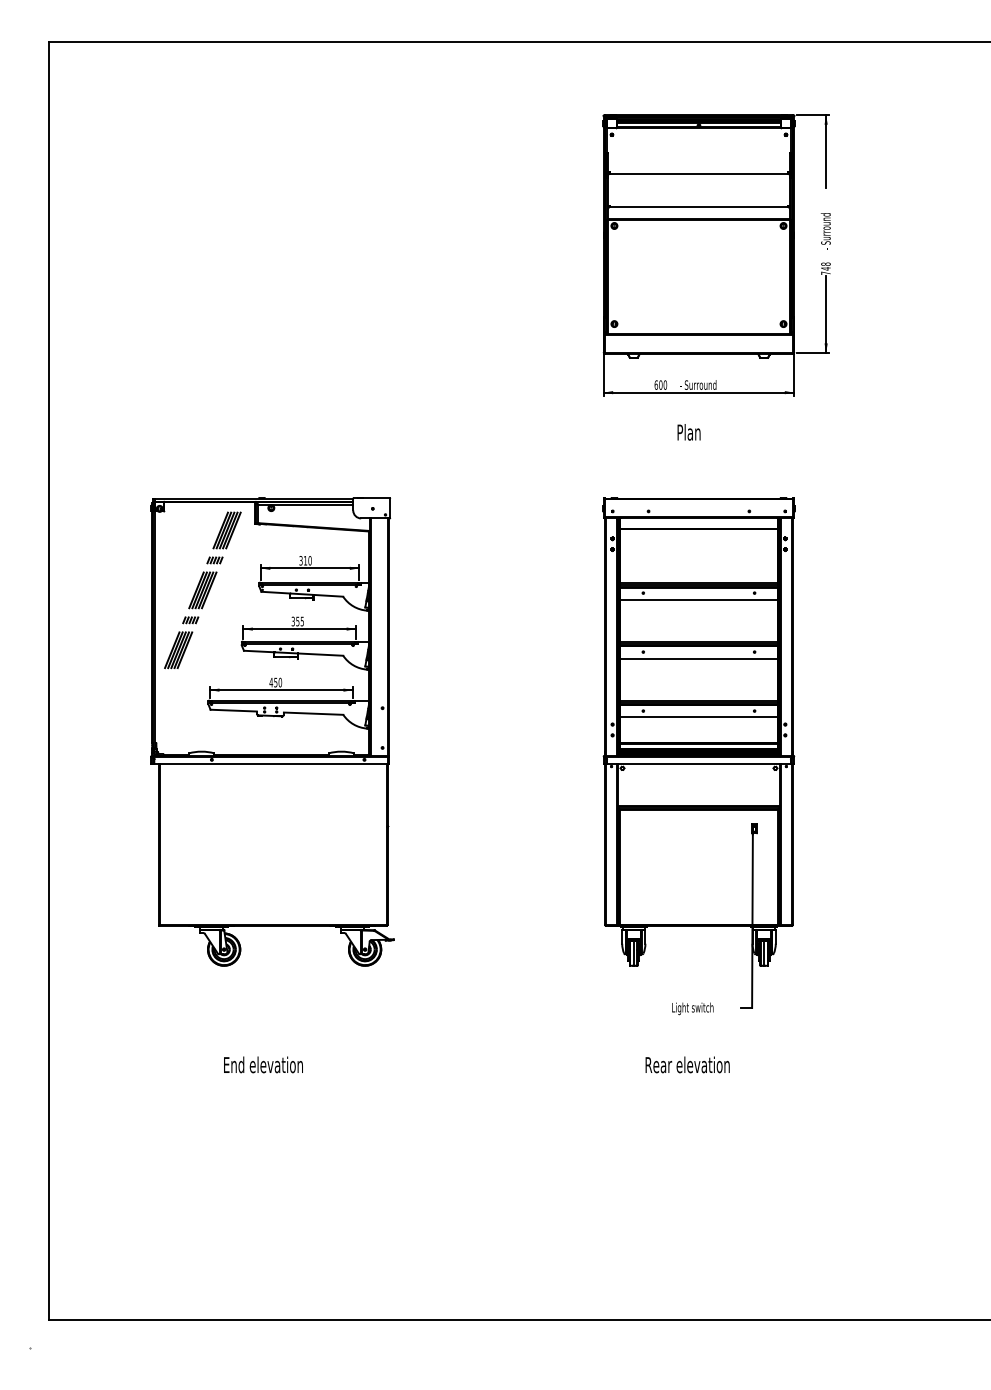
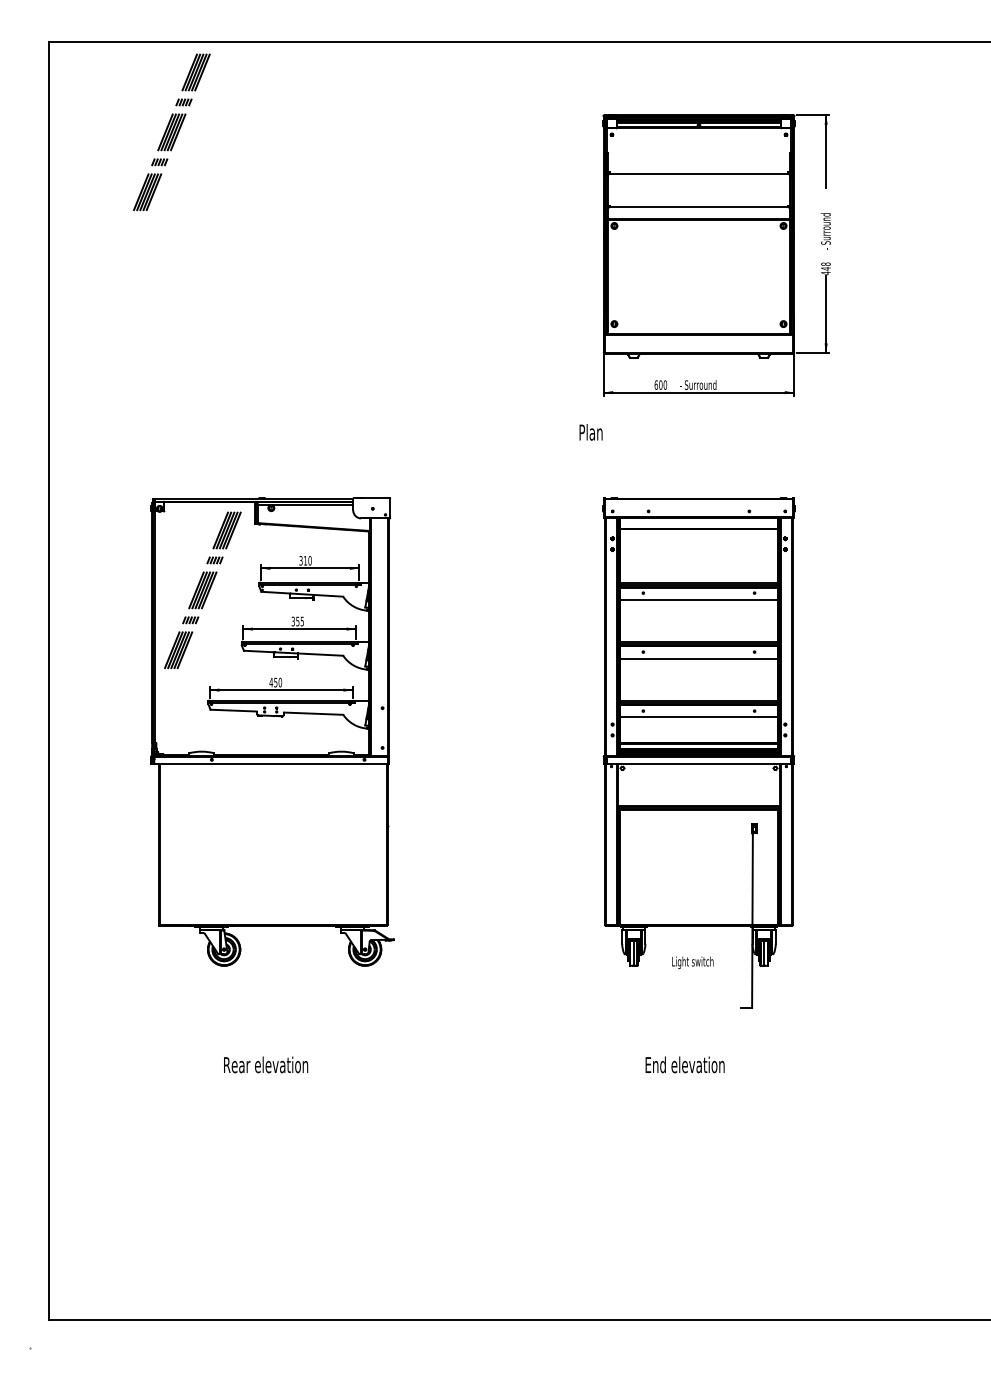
part: none -> present (171, 132)
text: 748 -> 448 (825, 273)
text position: (688, 432) -> (590, 432) (590, 432)
text position: (692, 1008) -> (692, 962) (692, 962)
text: End elevation -> Rear elevation (266, 1064)
text: Rear elevation -> End elevation (687, 1064)
